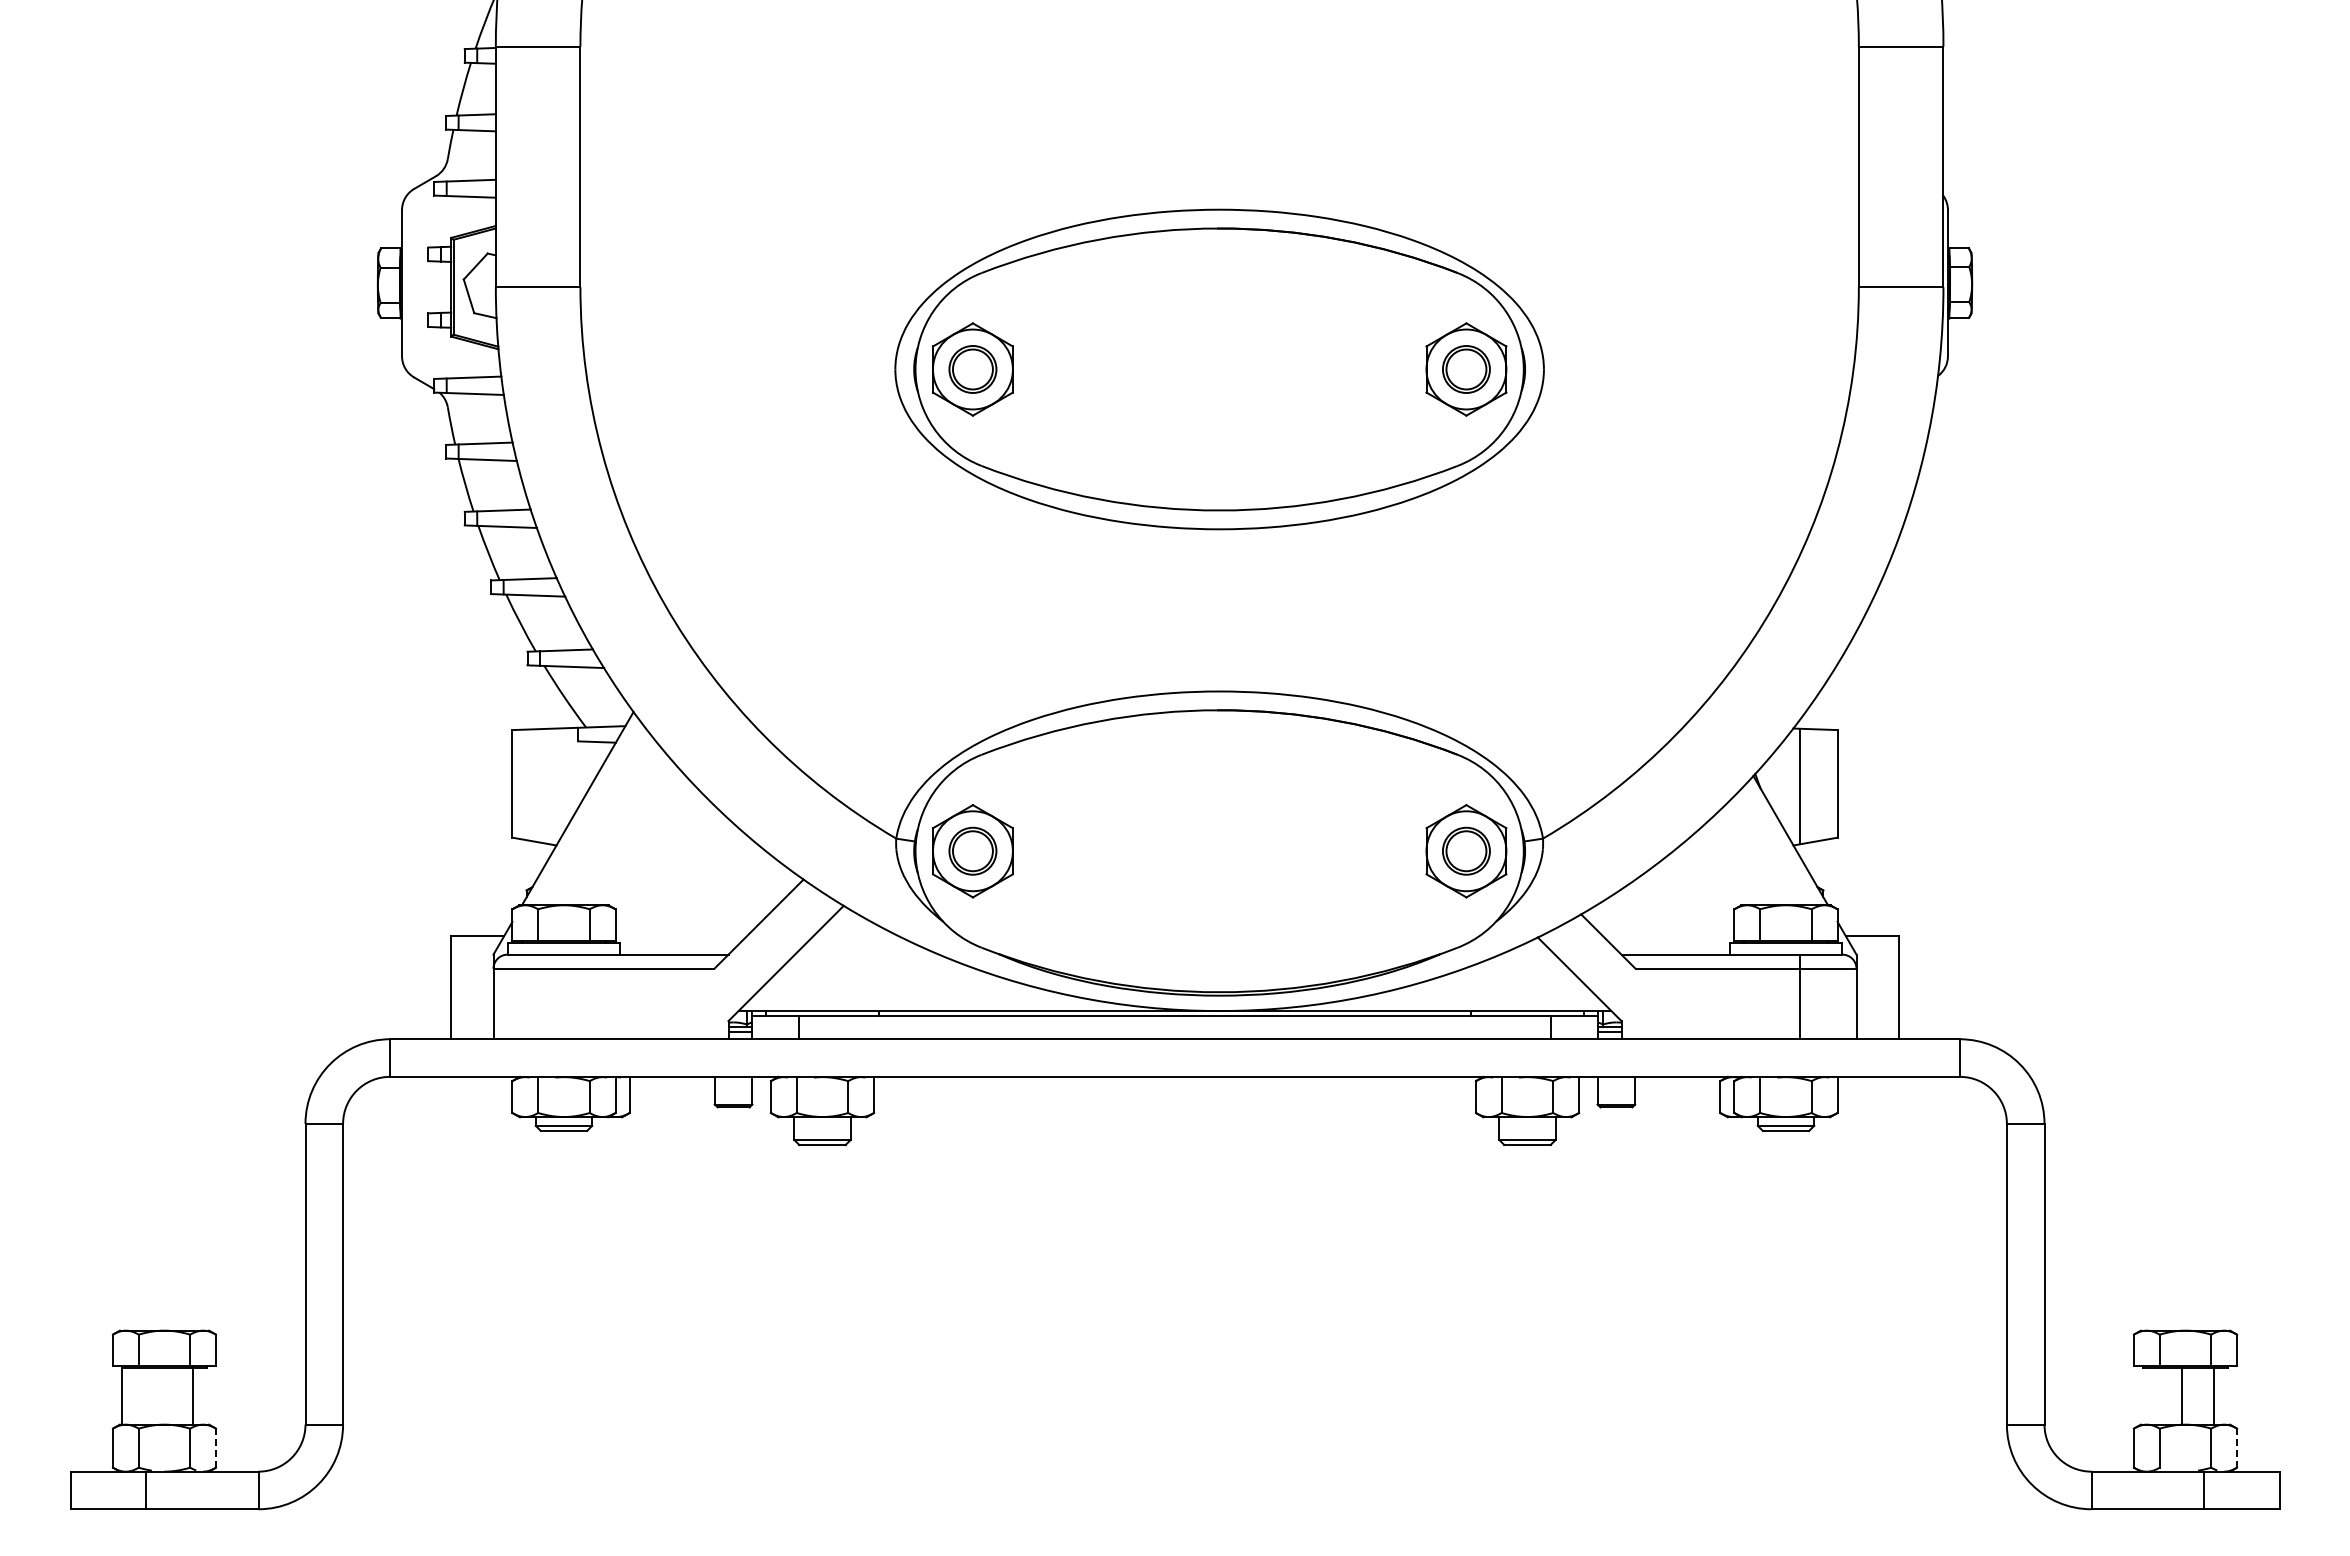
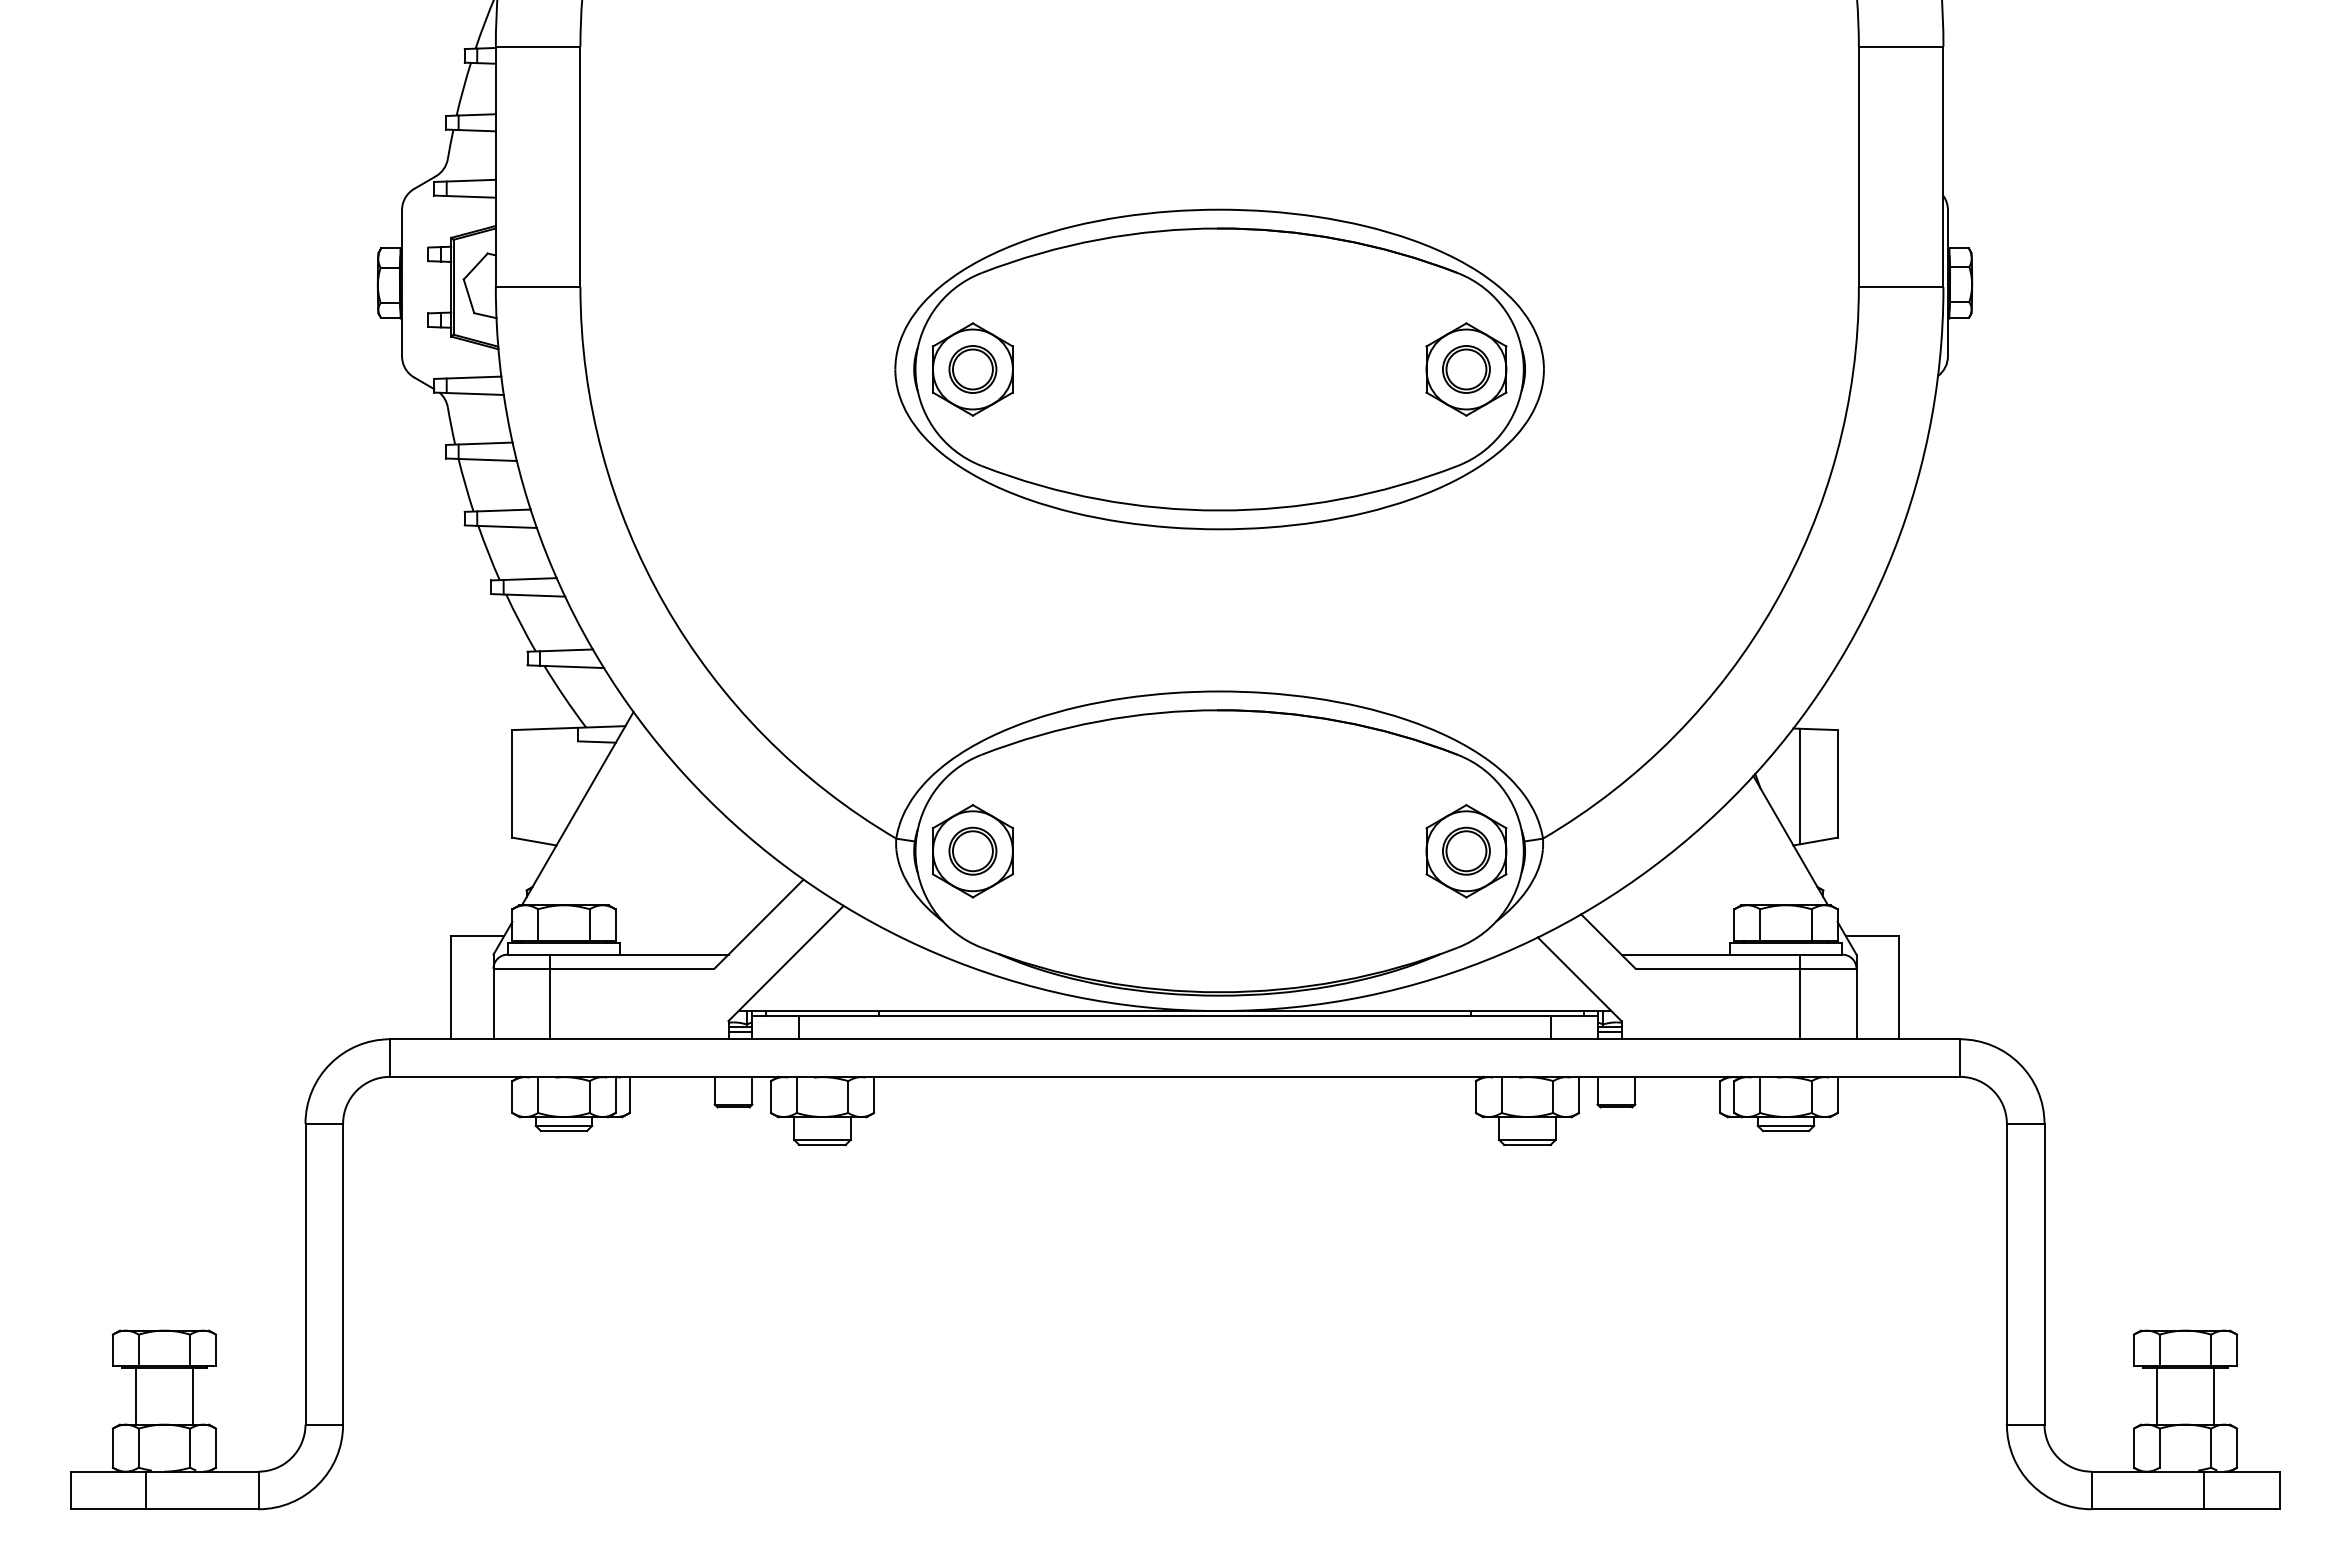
line: none -> present (549, 996)
line position: (122, 1396) -> (136, 1396) (136, 1396)
line position: (2182, 1396) -> (2157, 1396) (2157, 1396)
line: dashed -> solid (216, 1448)
line: dashed -> solid (2237, 1448)
